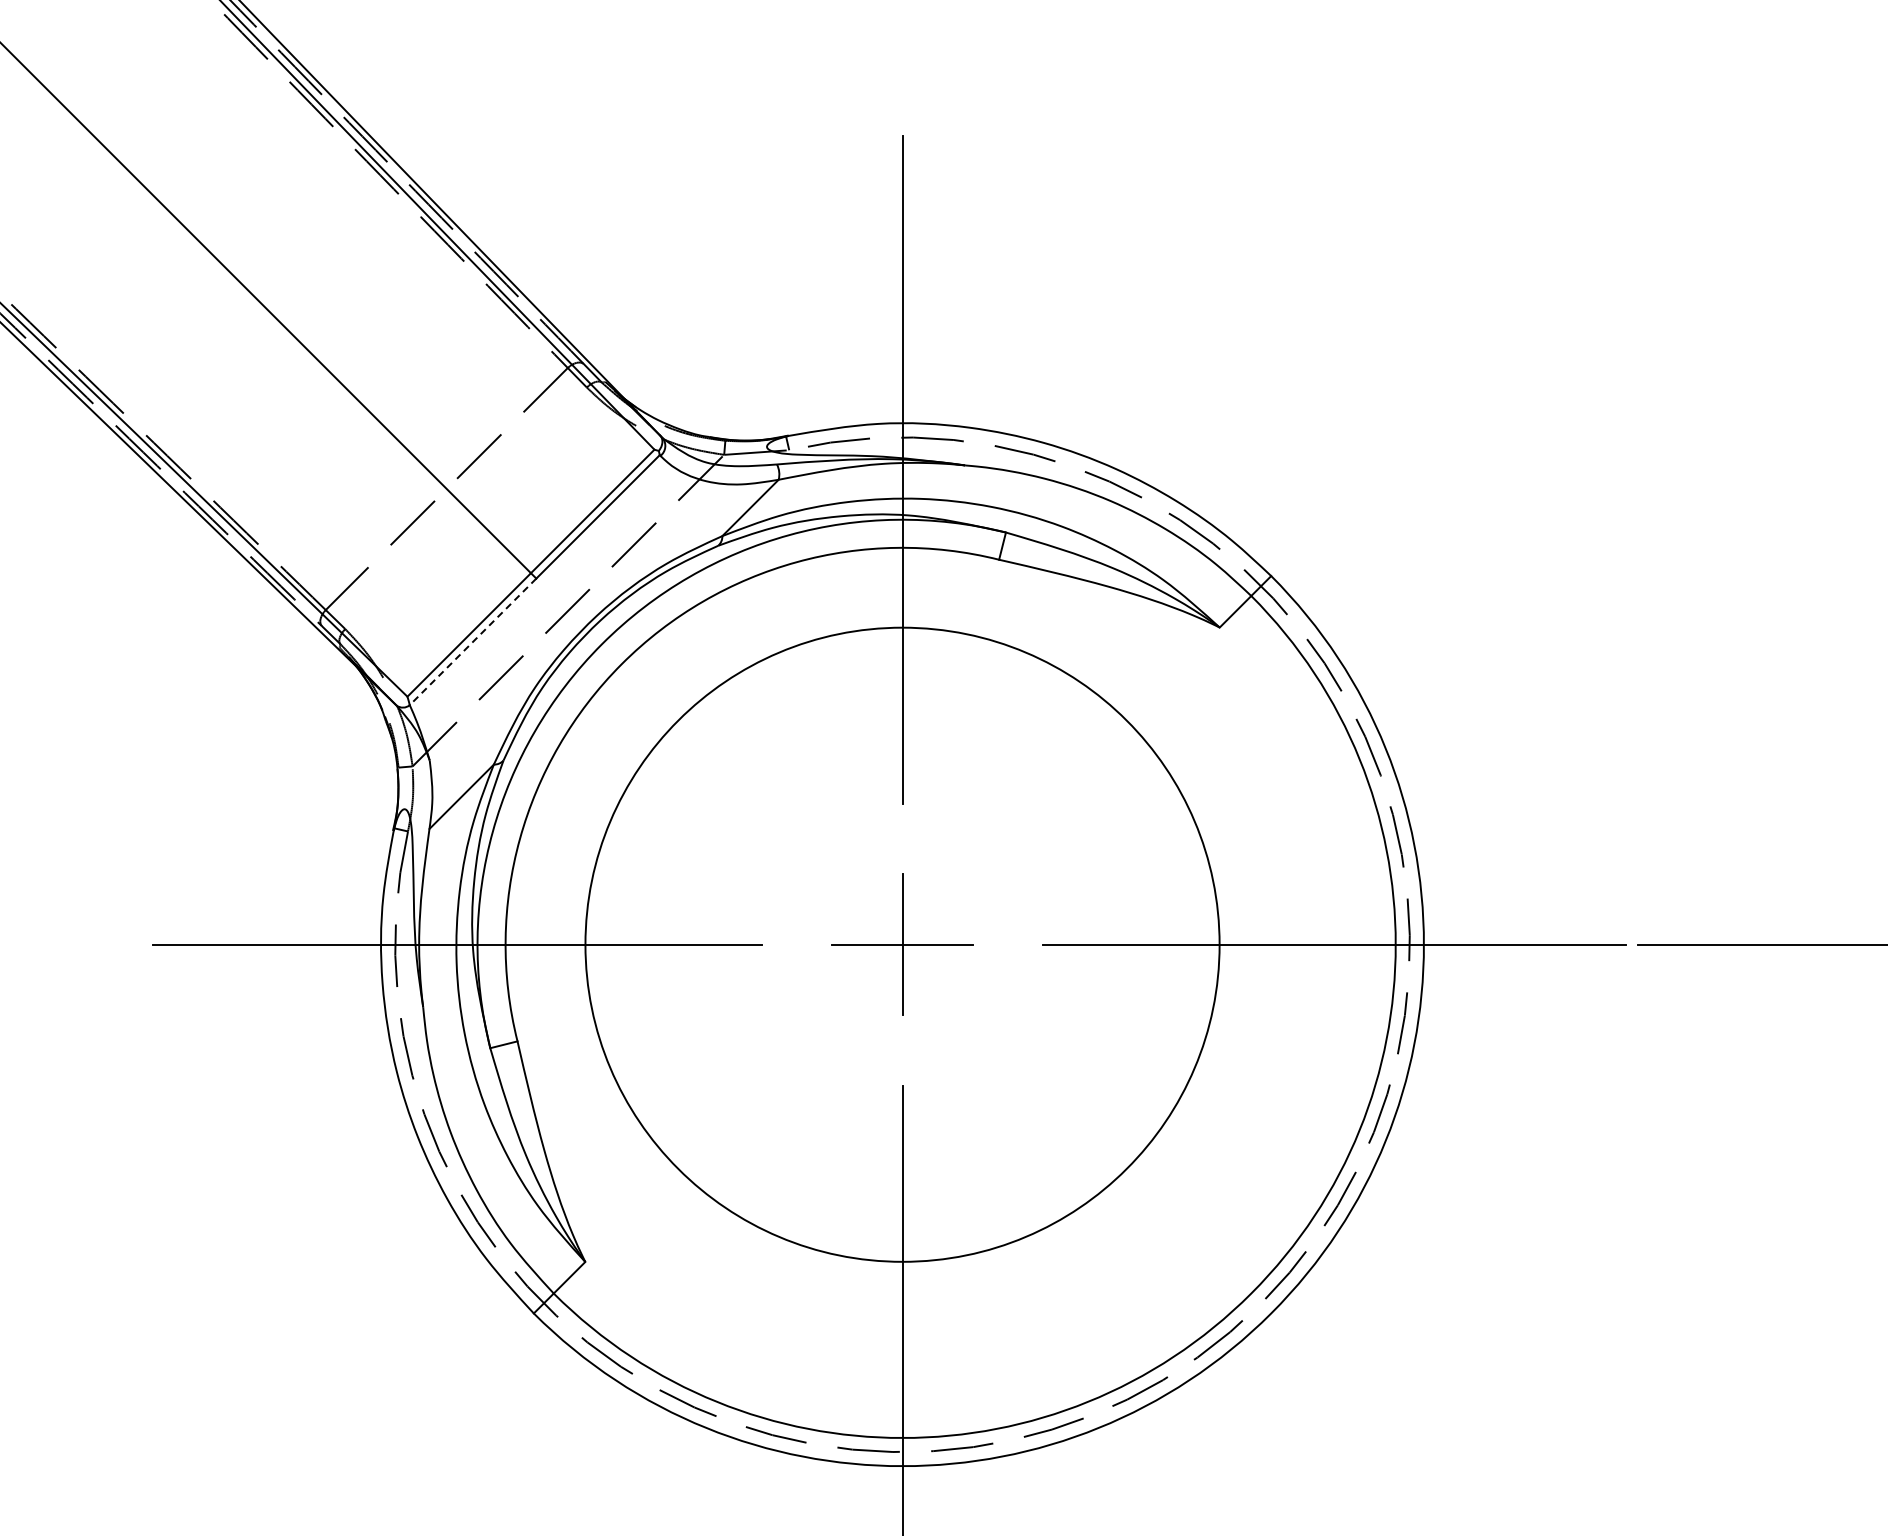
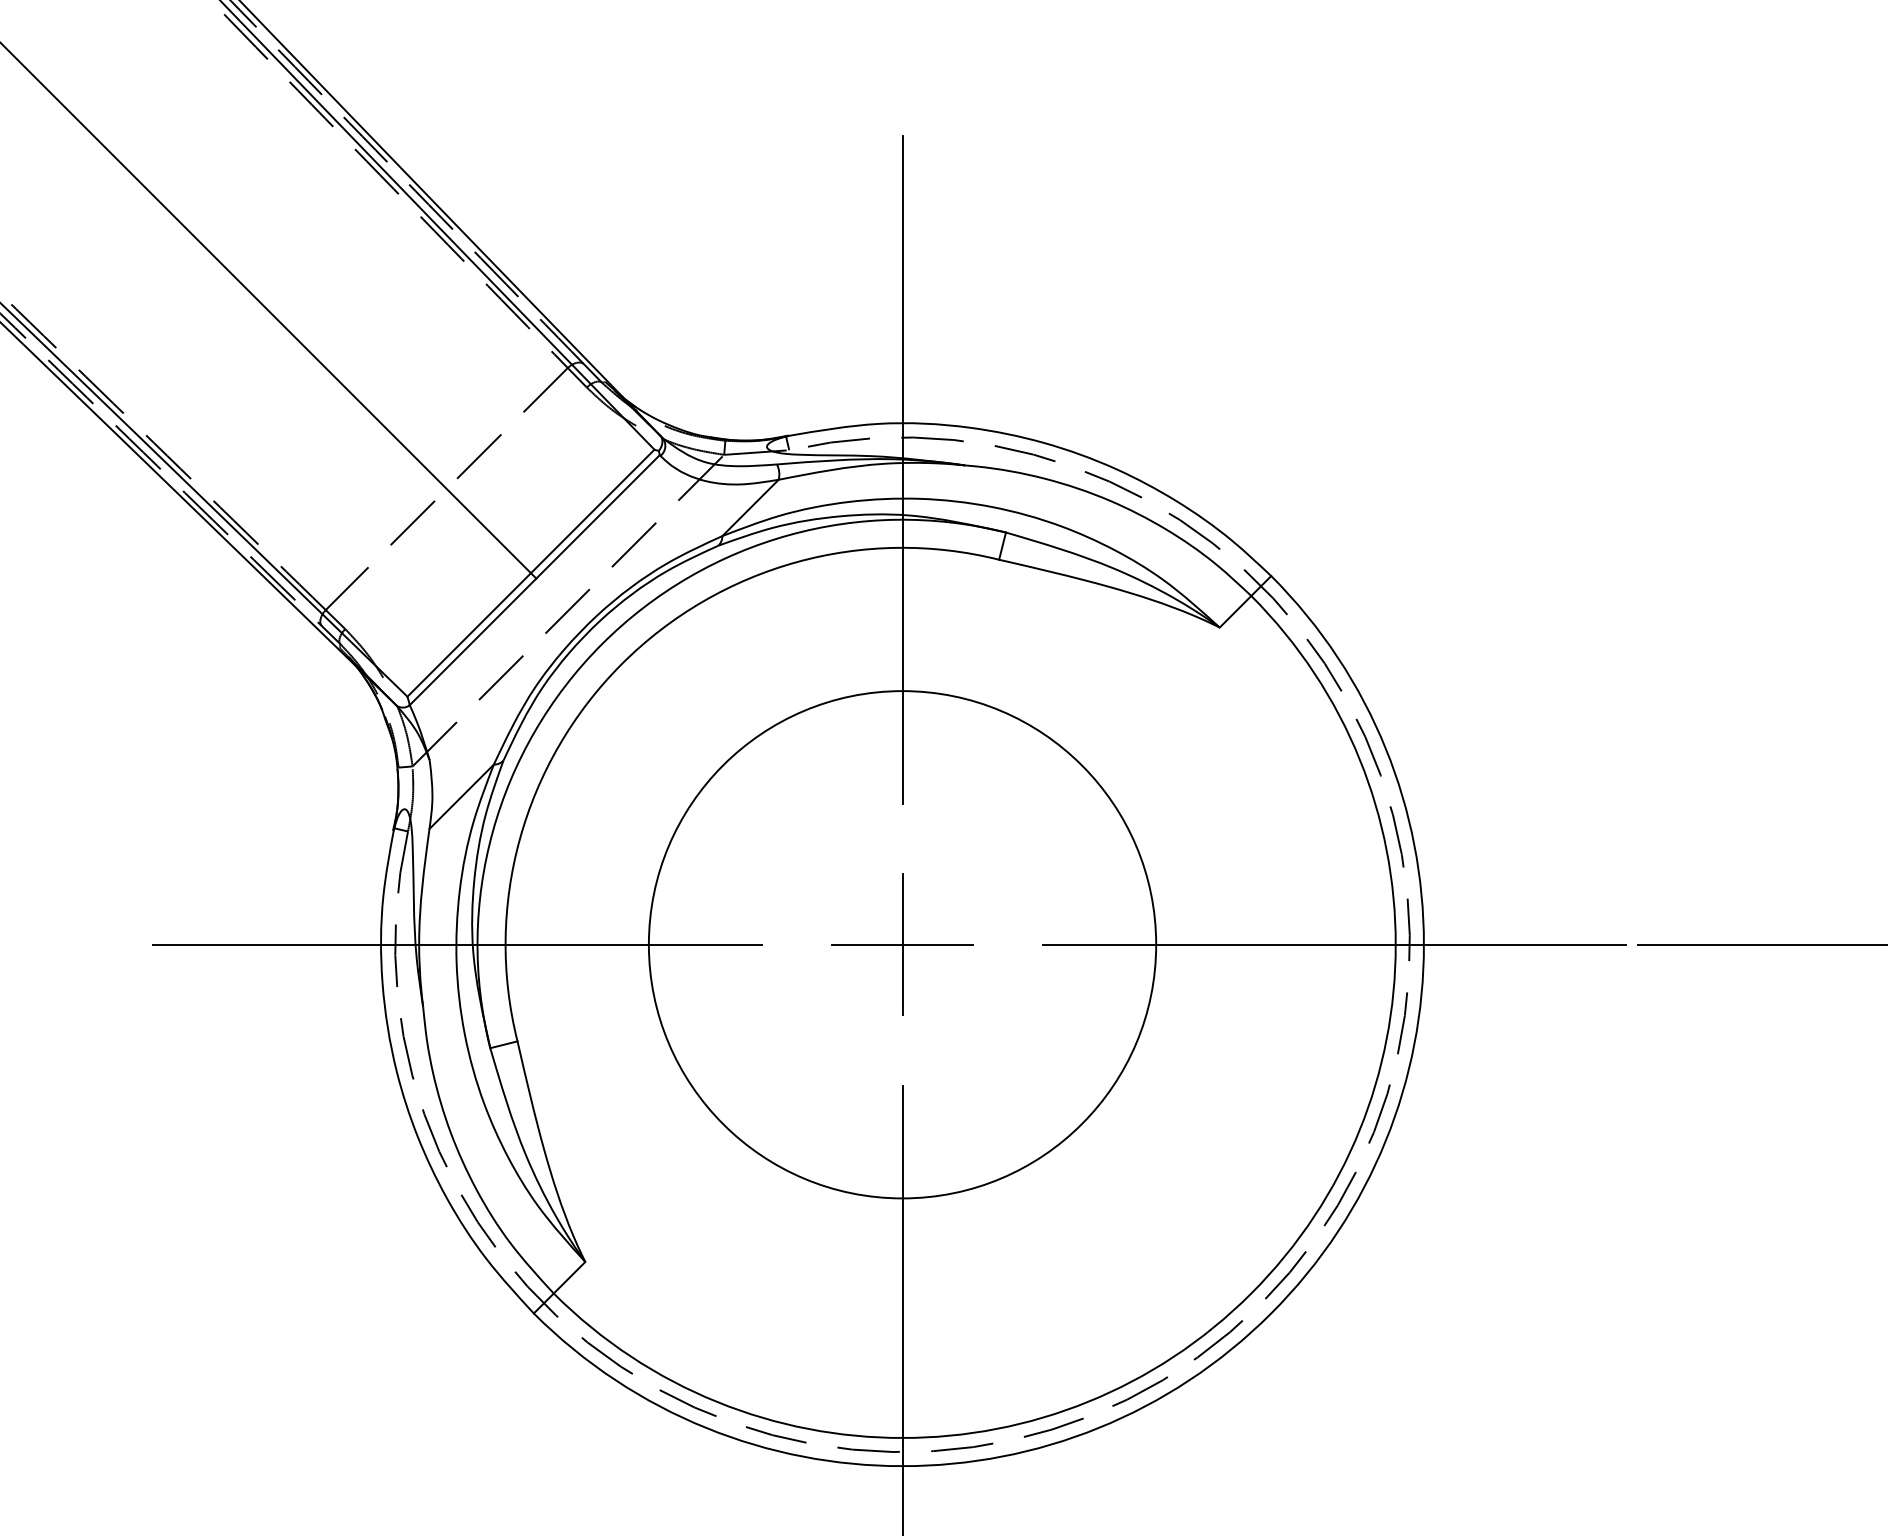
line: dashed -> solid (472, 642)
circle diameter: 634 px -> 507 px (902, 944)
